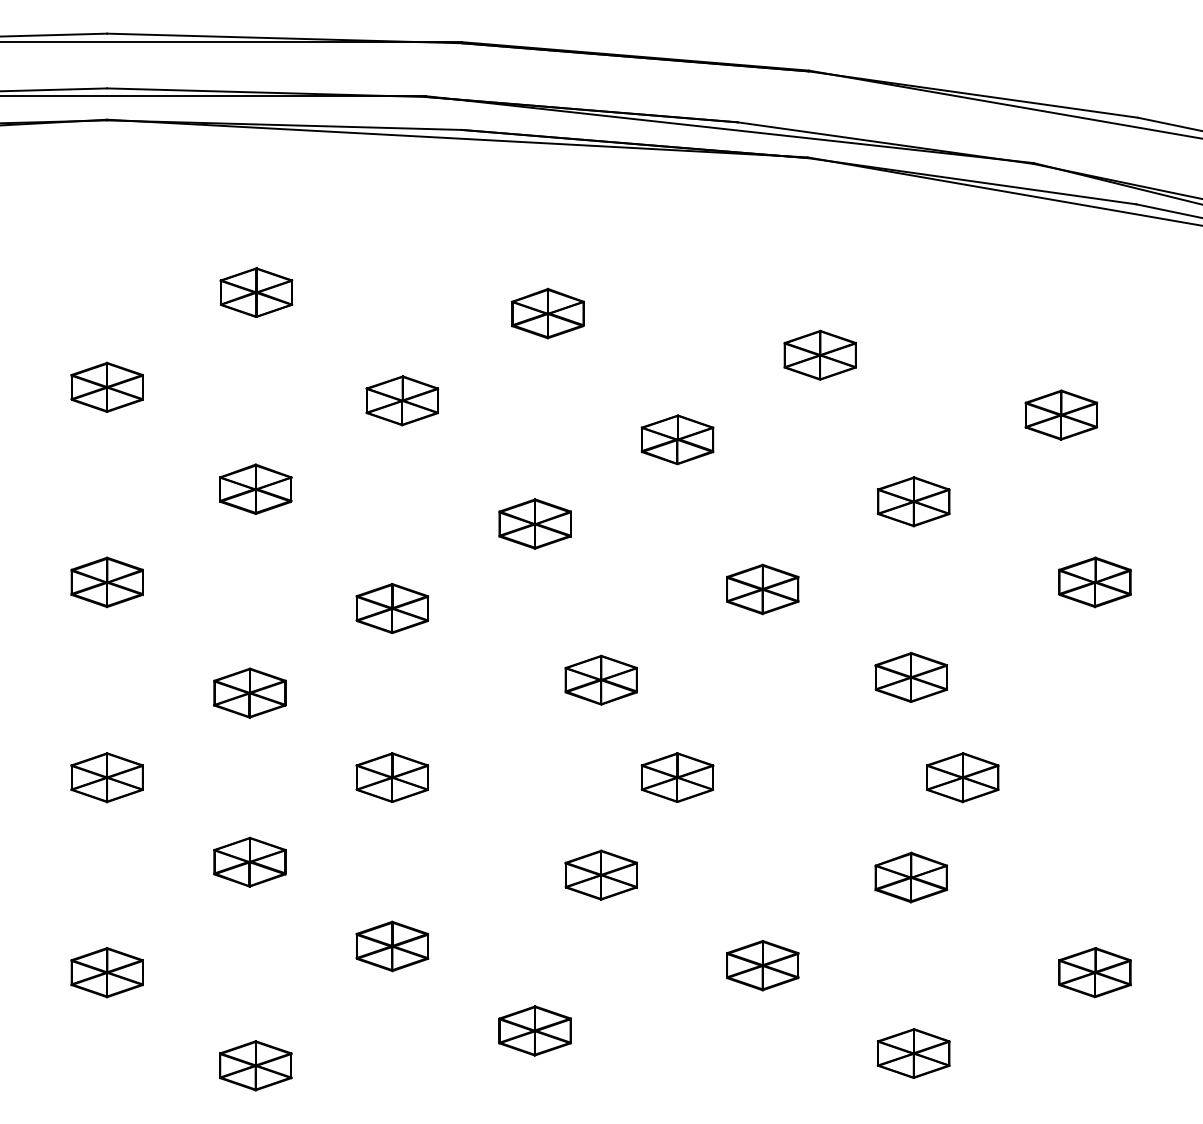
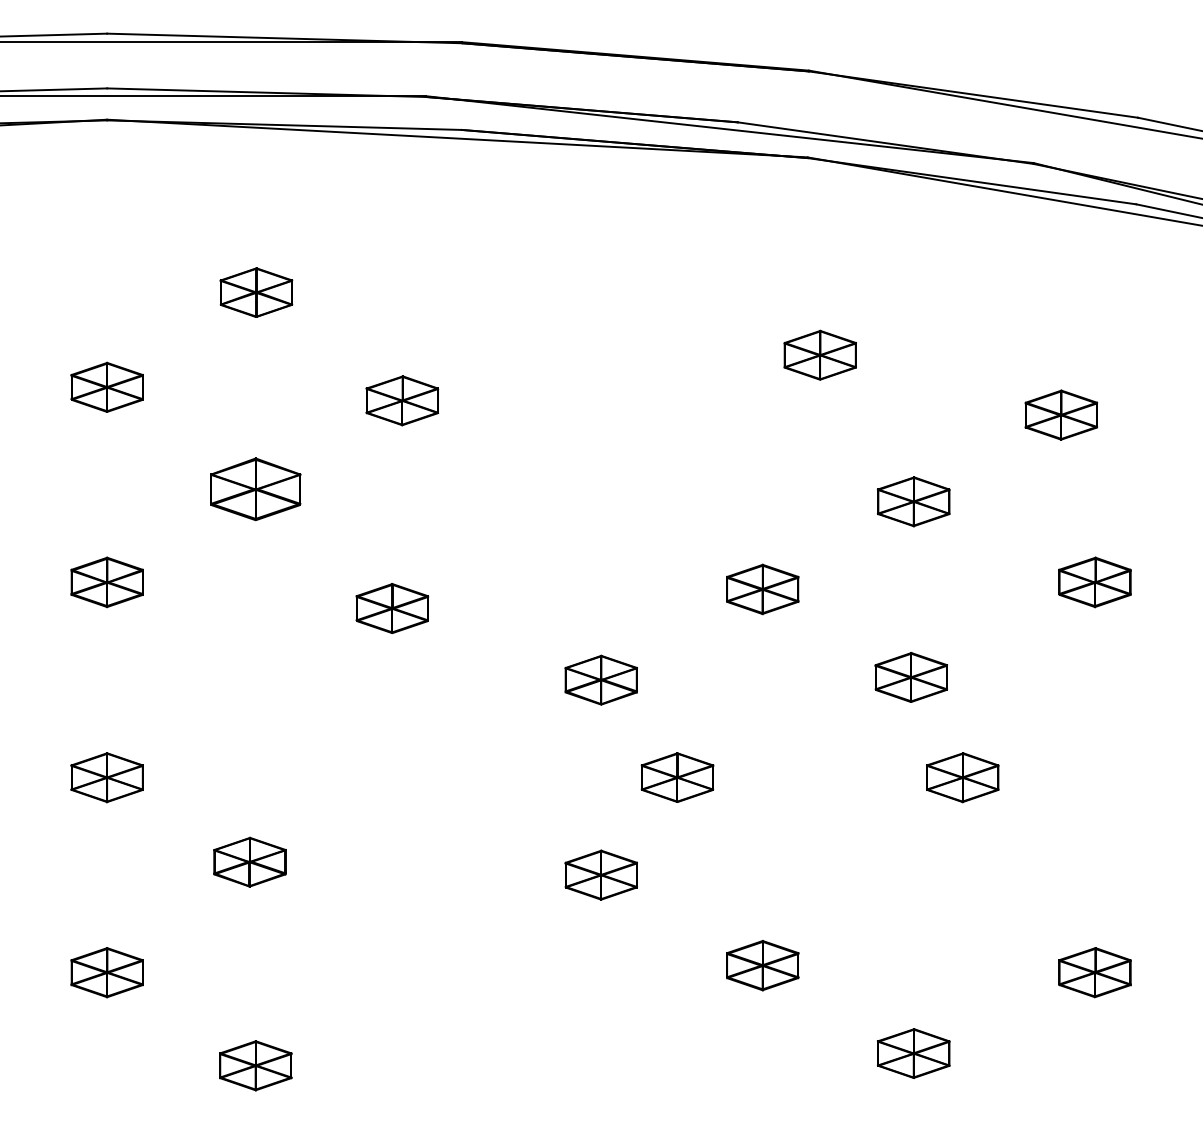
part: present -> none (547, 313)
part: present -> none (677, 439)
part size: 74x52 px -> 92x65 px (255, 489)
part: present -> none (534, 523)
part: present -> none (249, 692)
part: present -> none (392, 777)
part: present -> none (910, 877)
part: present -> none (392, 946)
part: present -> none (534, 1030)
